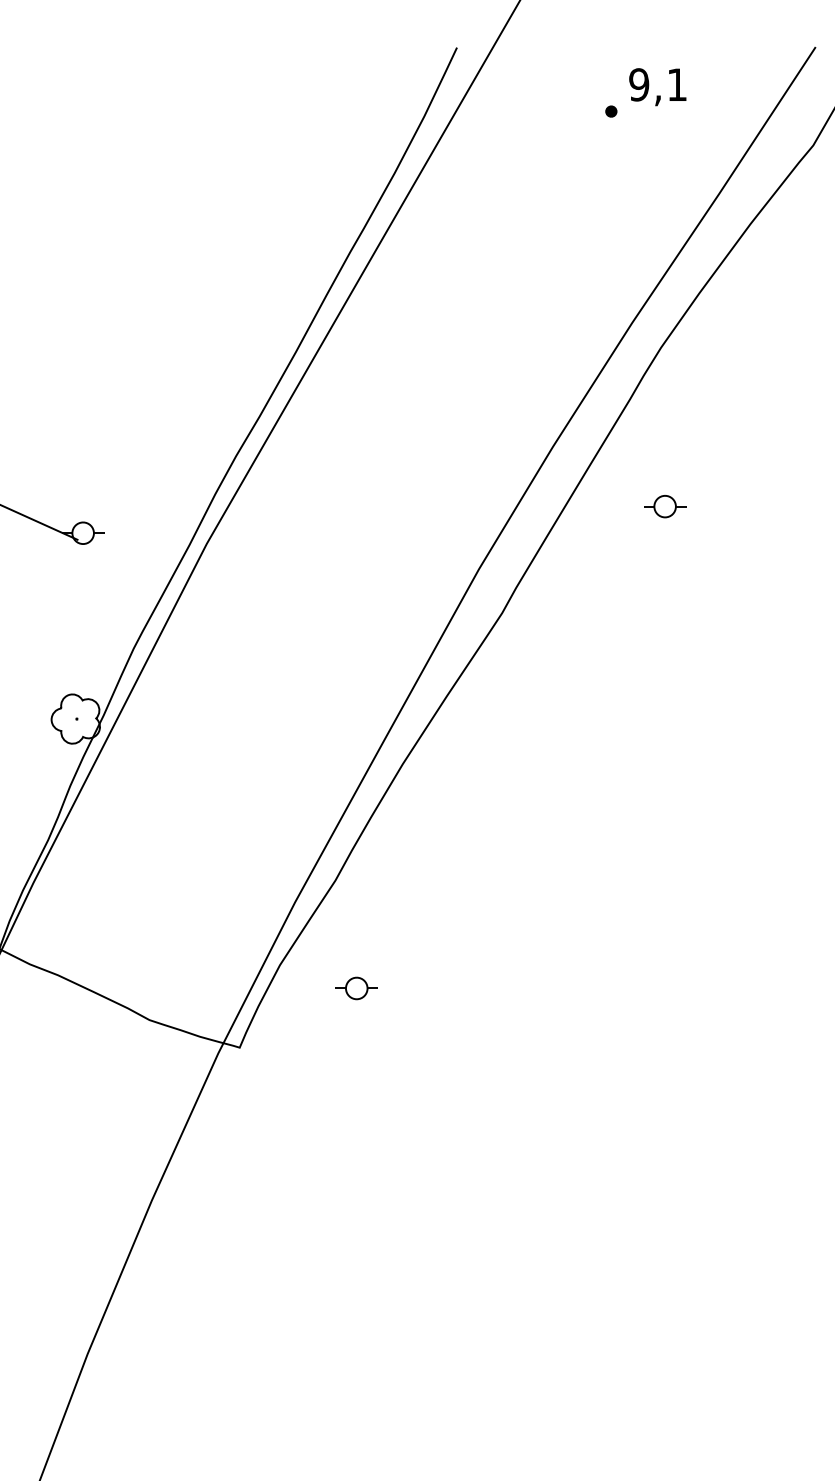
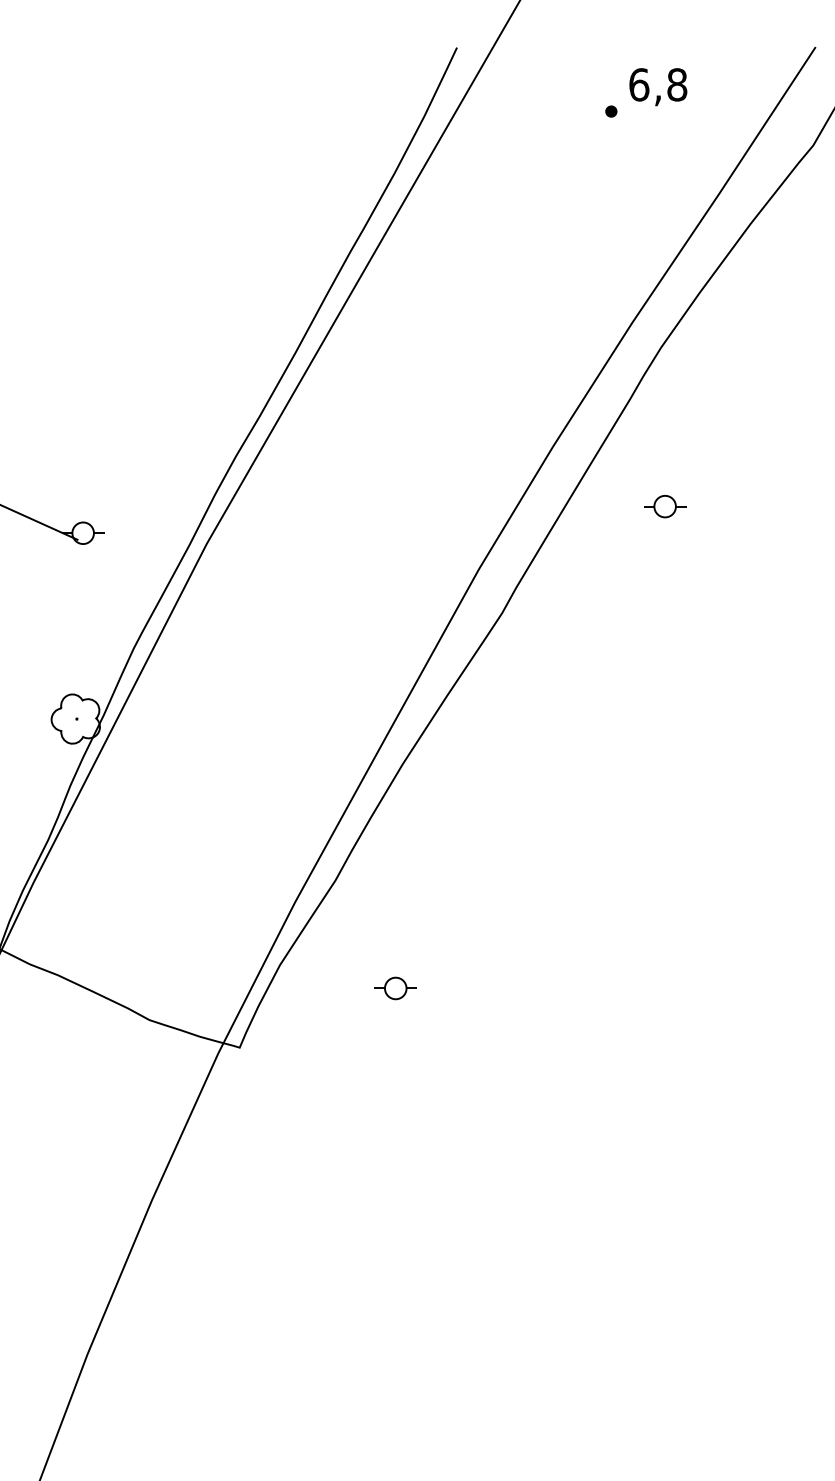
text: 9,1 -> 6,8 (658, 84)
part position: (356, 988) -> (395, 988) (395, 988)
